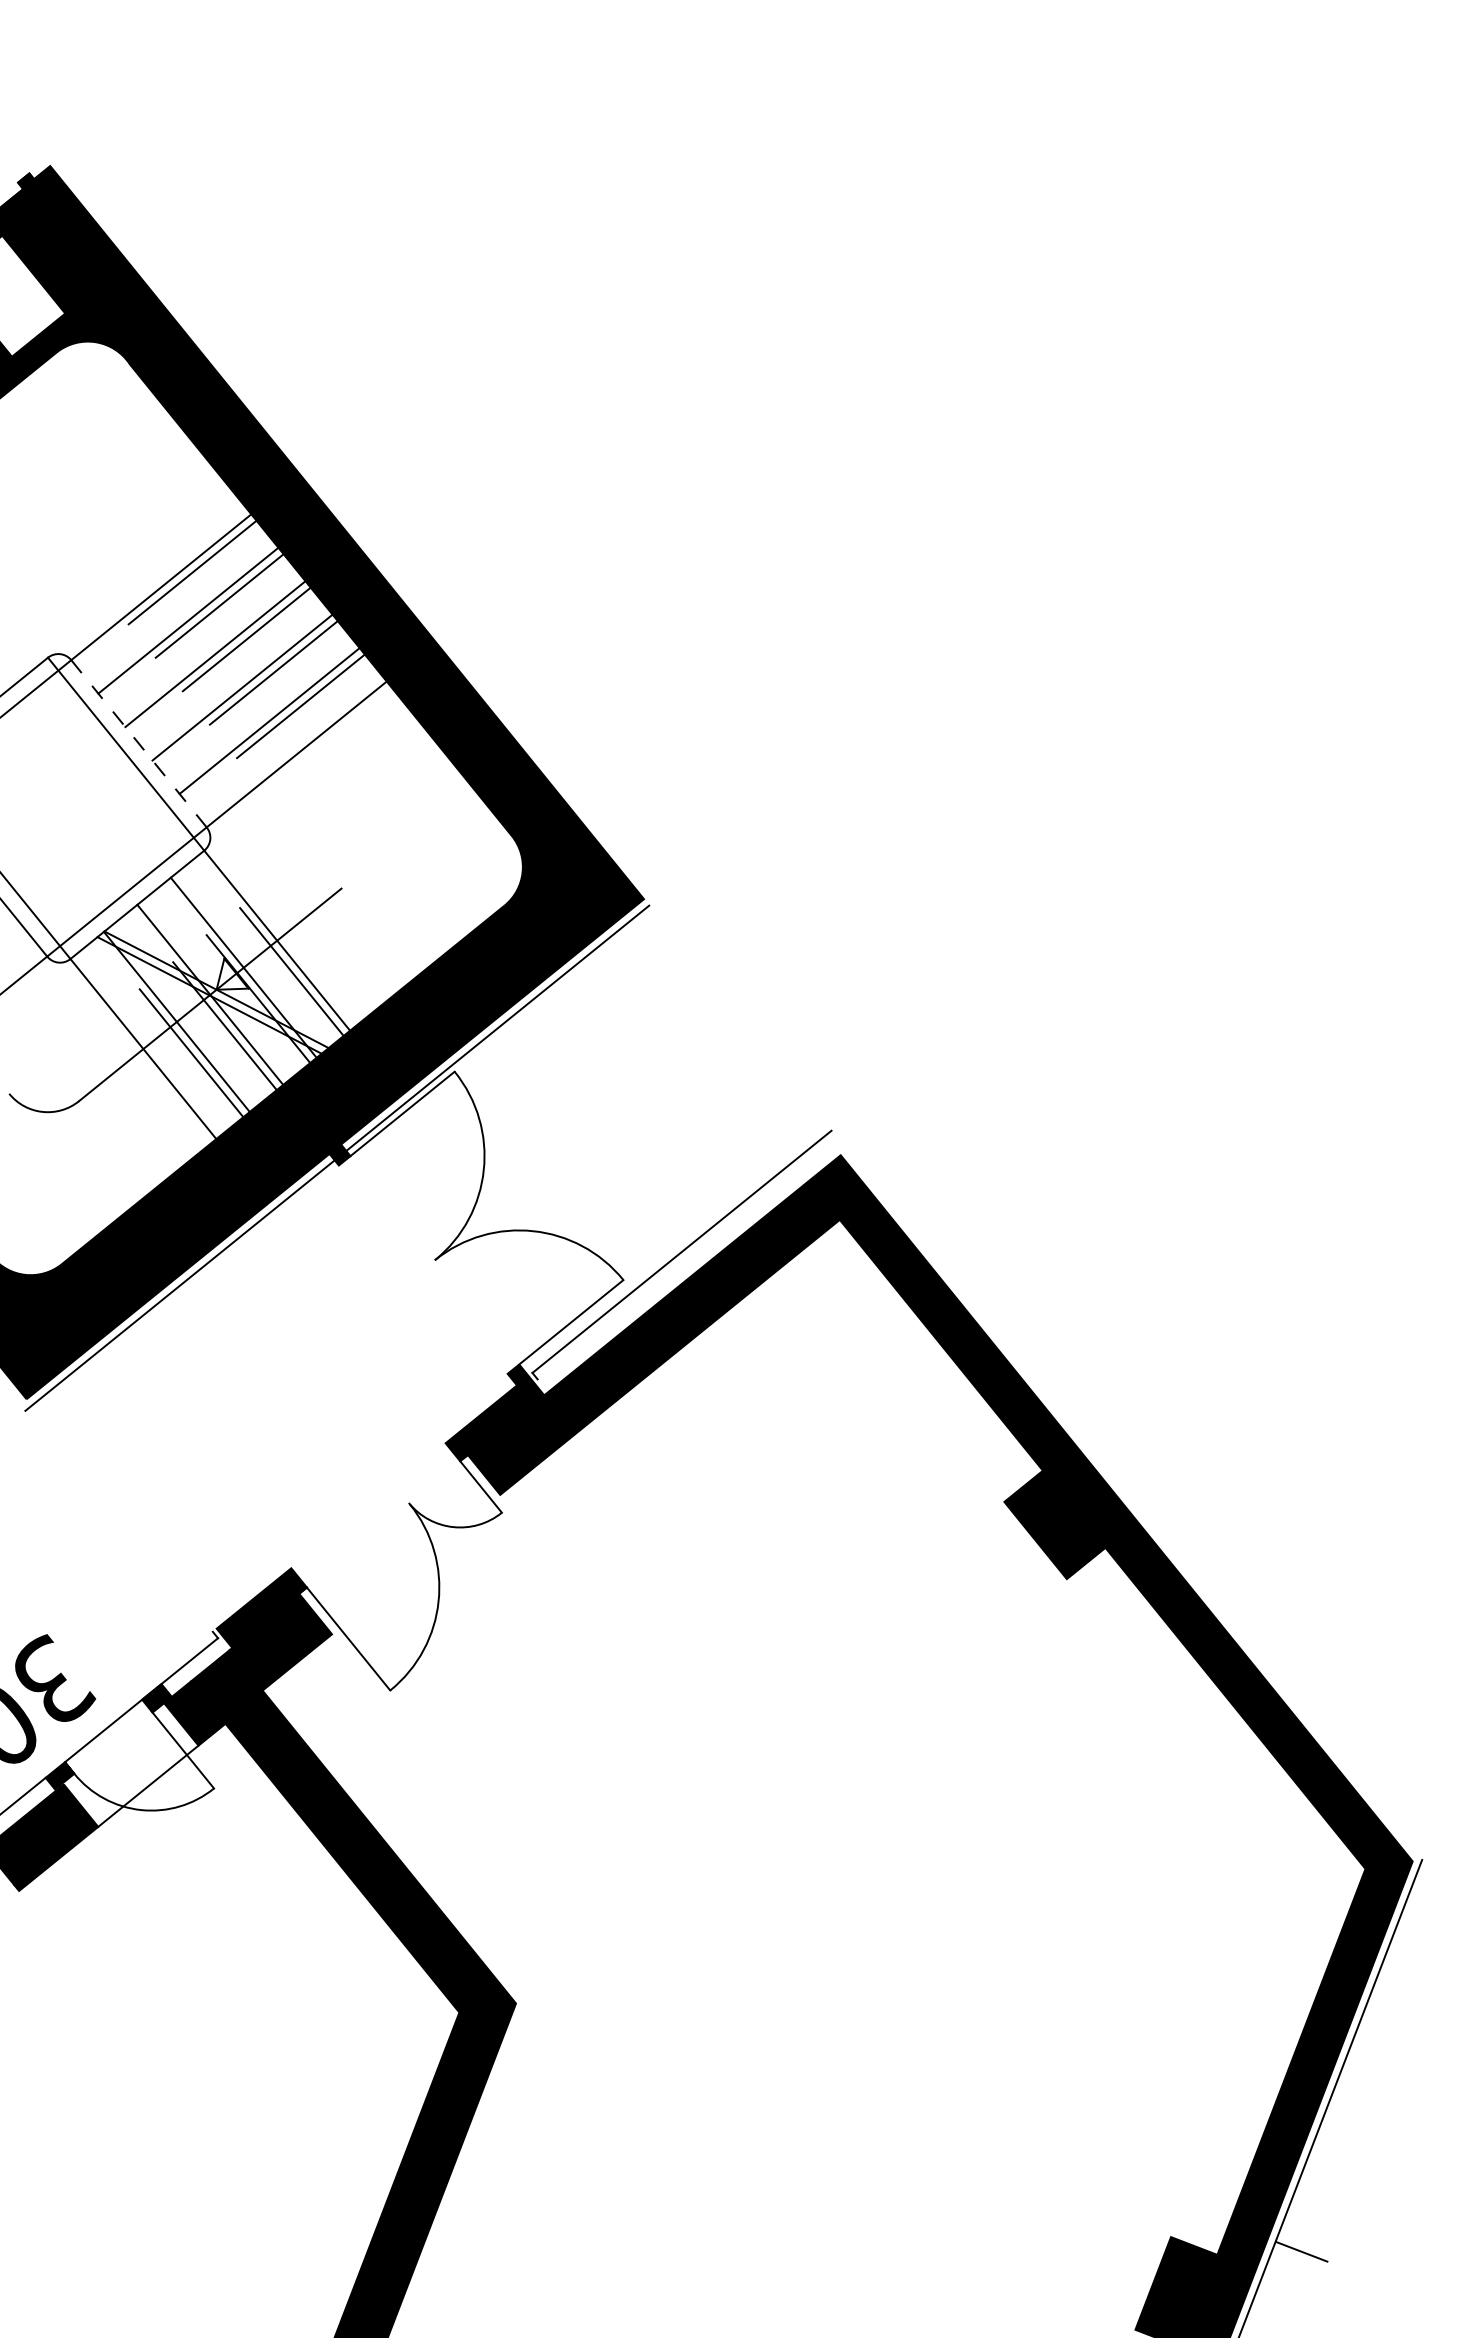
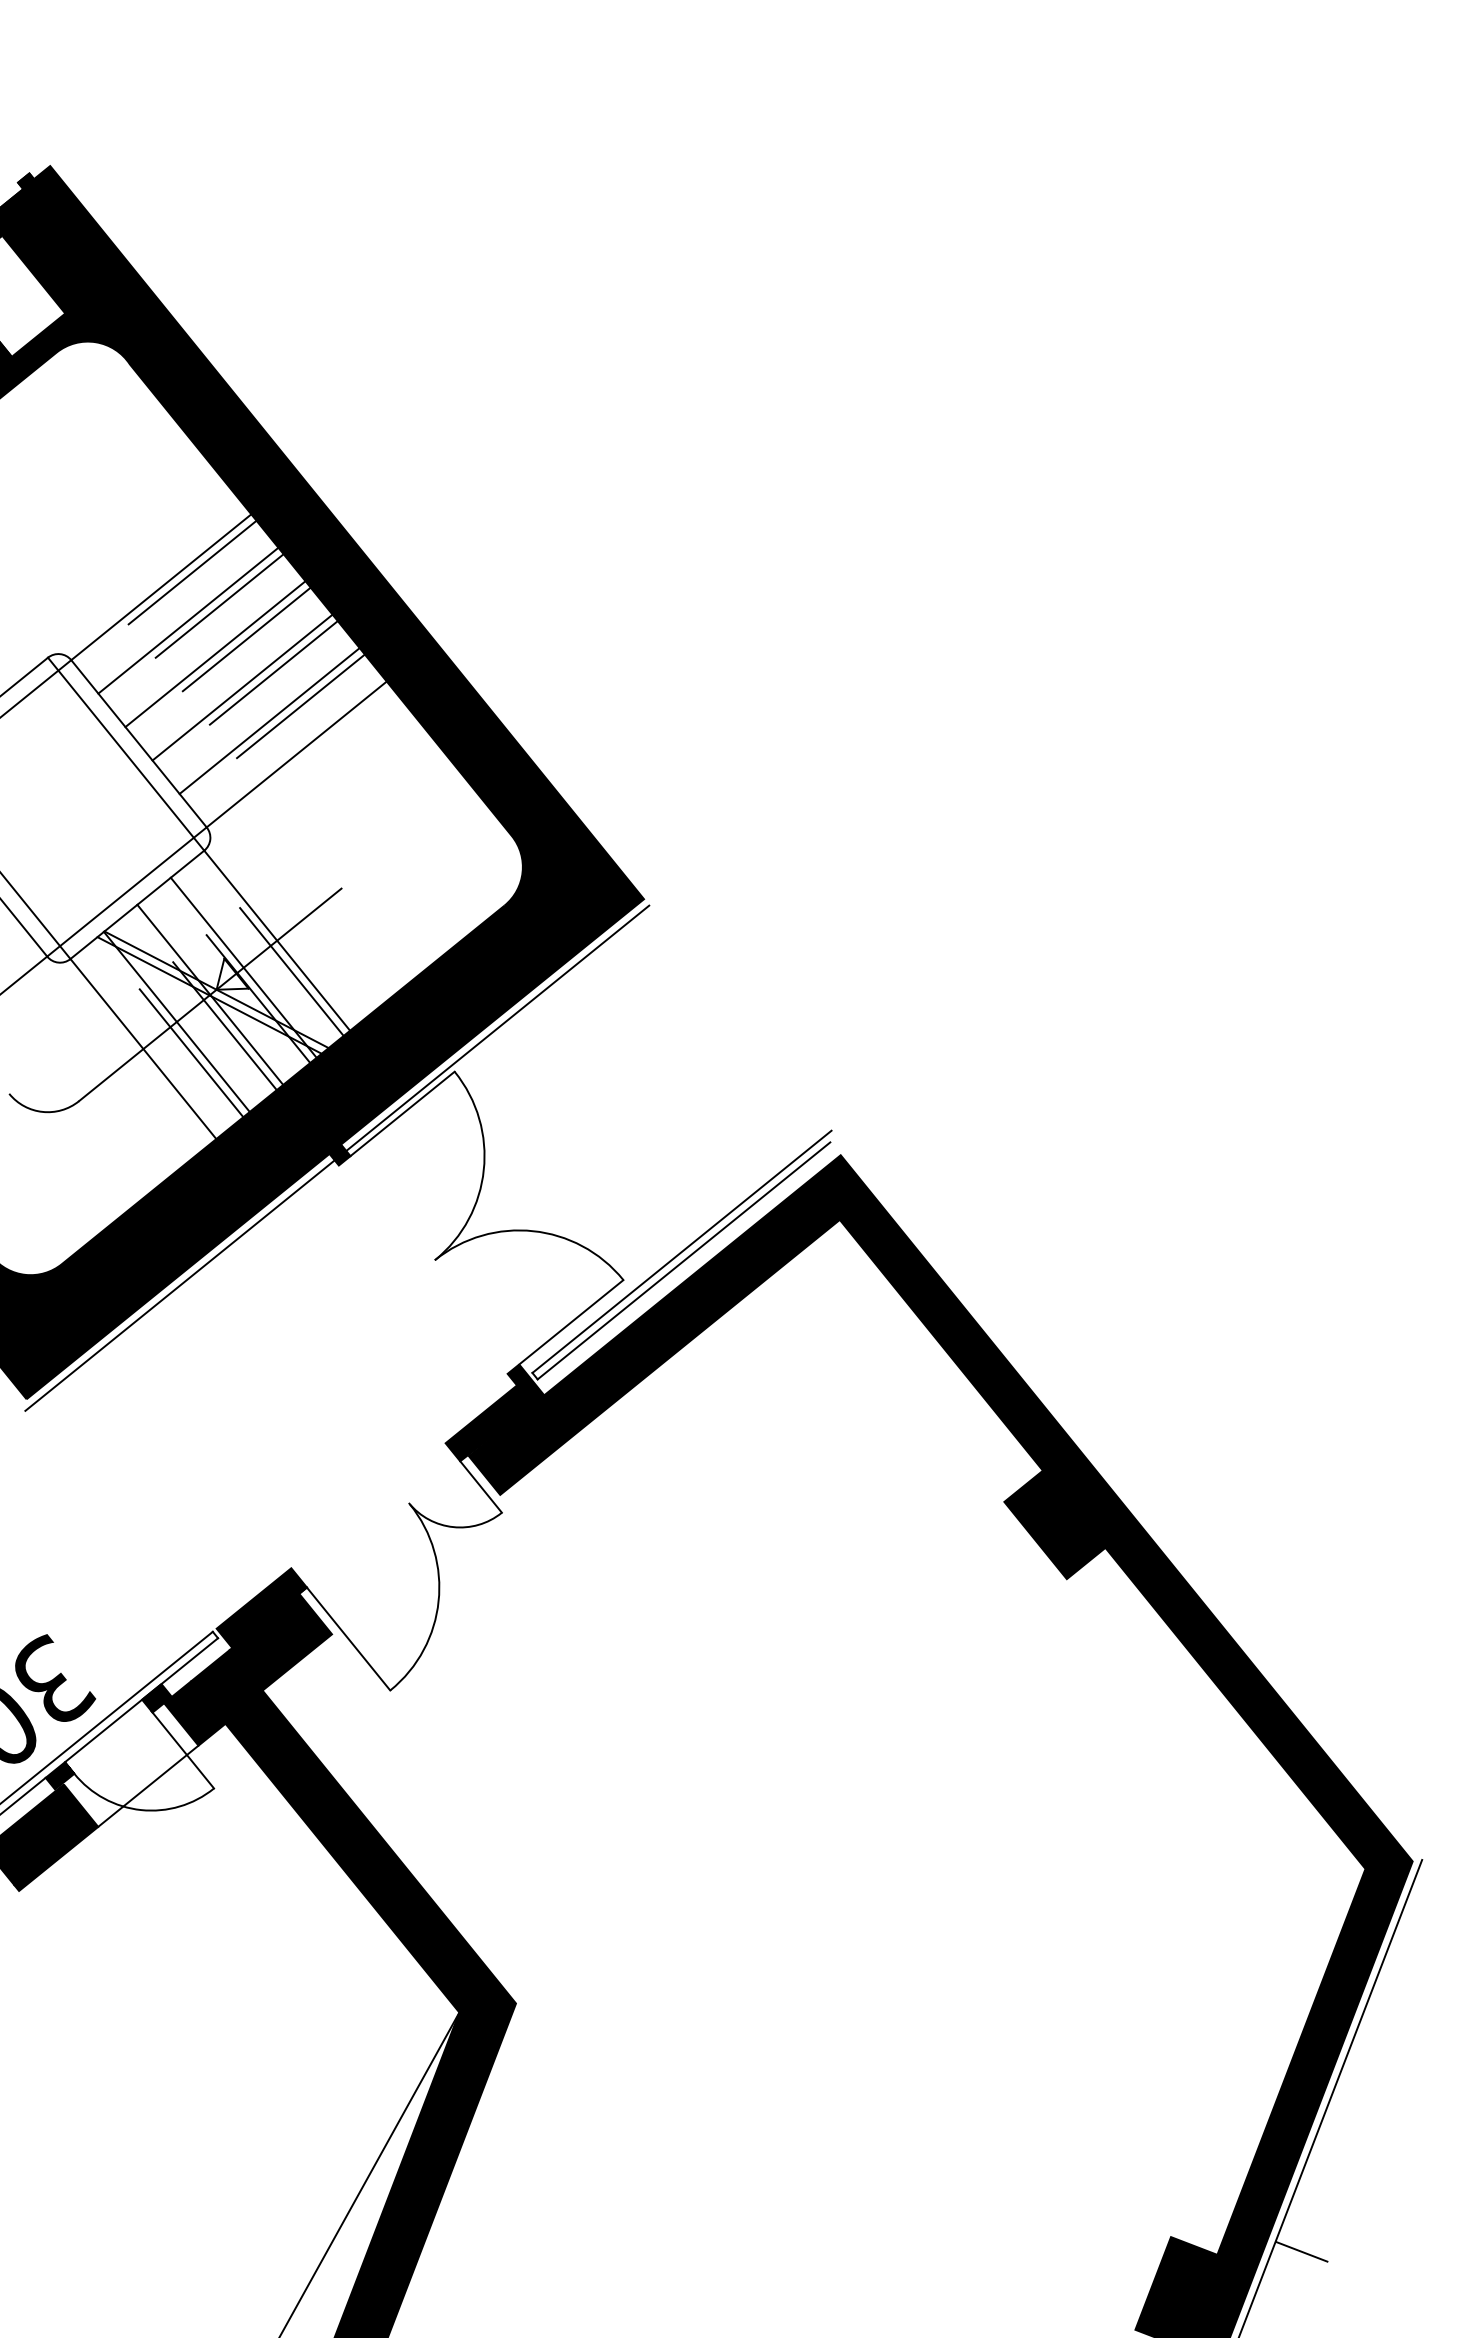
line: dashed -> solid (139, 743)
line: none -> present (683, 1260)
line: none -> present (107, 1716)
line: none -> present (370, 2173)
